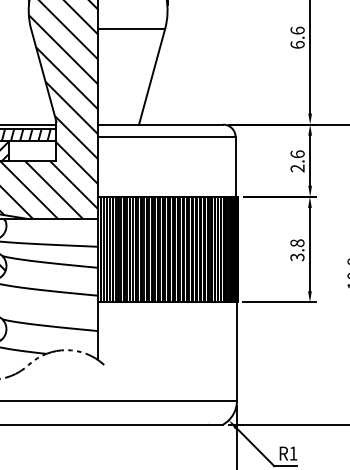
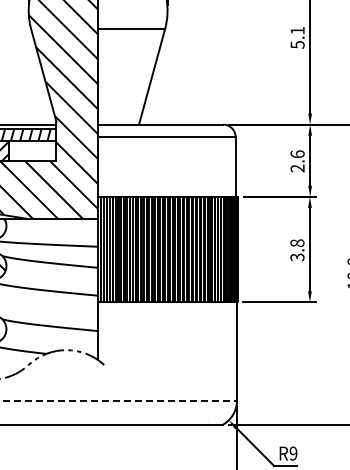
text: 6.6 -> 5.1 (297, 37)
line: solid -> dashed (119, 400)
text: R1 -> R9 (293, 453)
